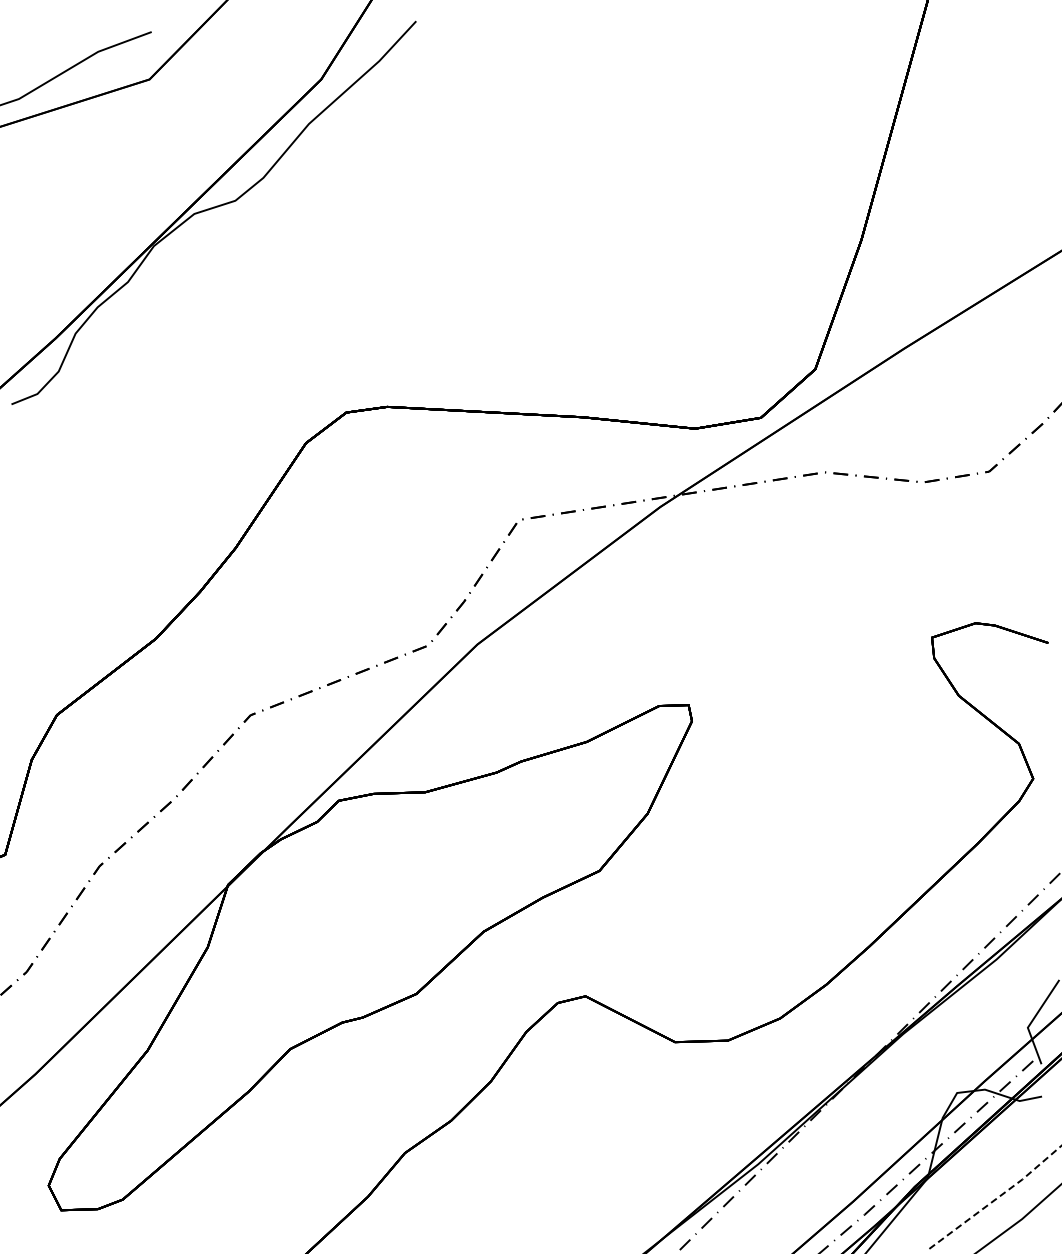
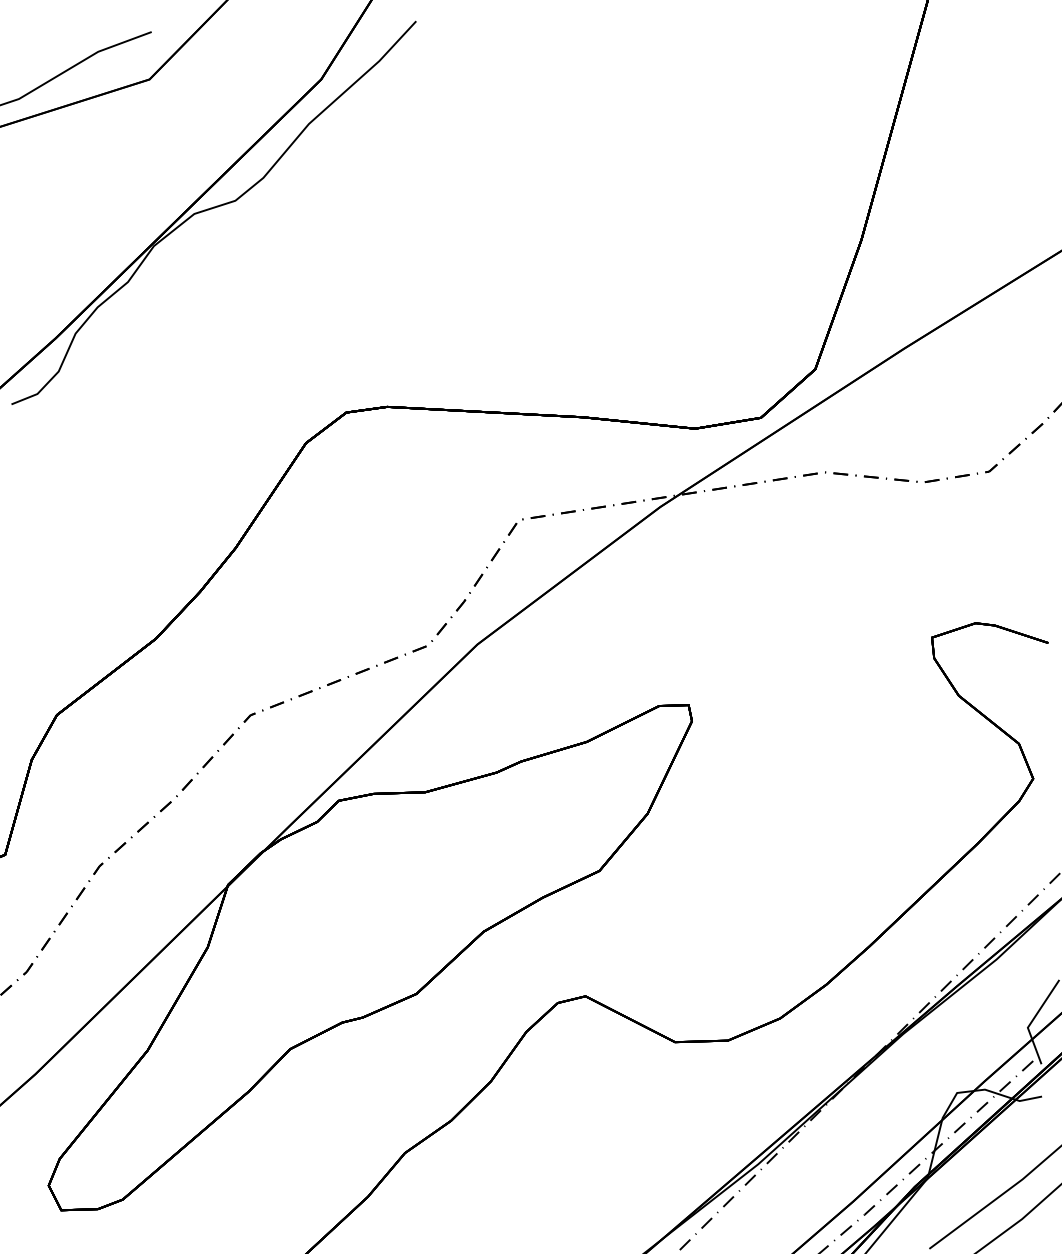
line: dashed -> solid (997, 1198)
